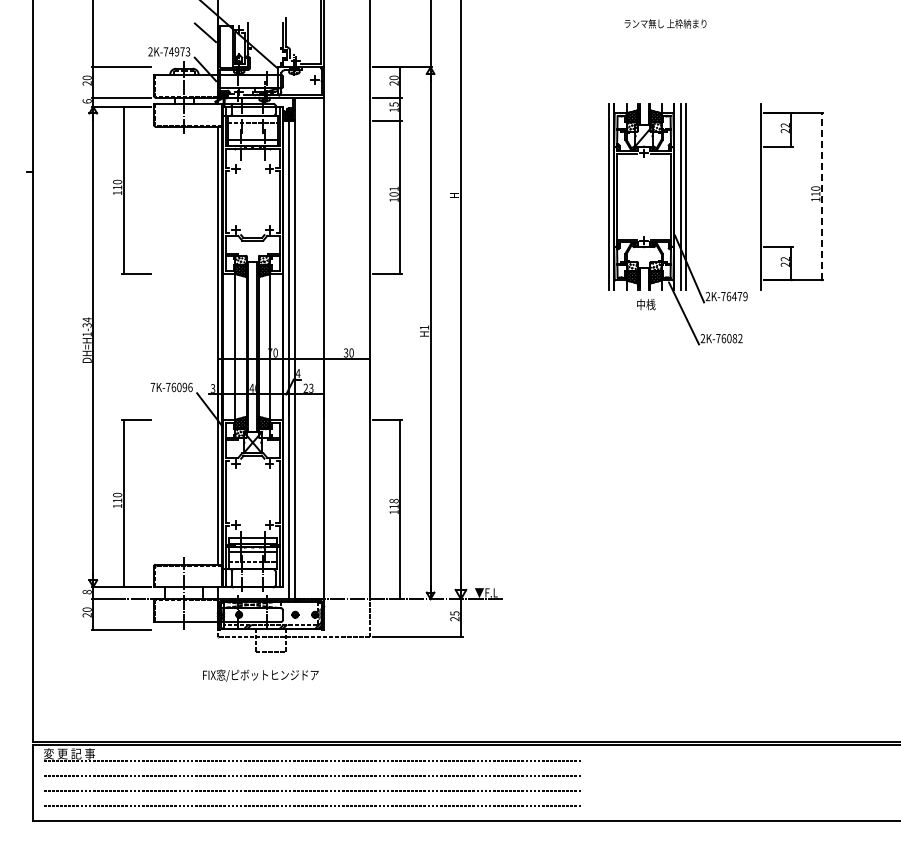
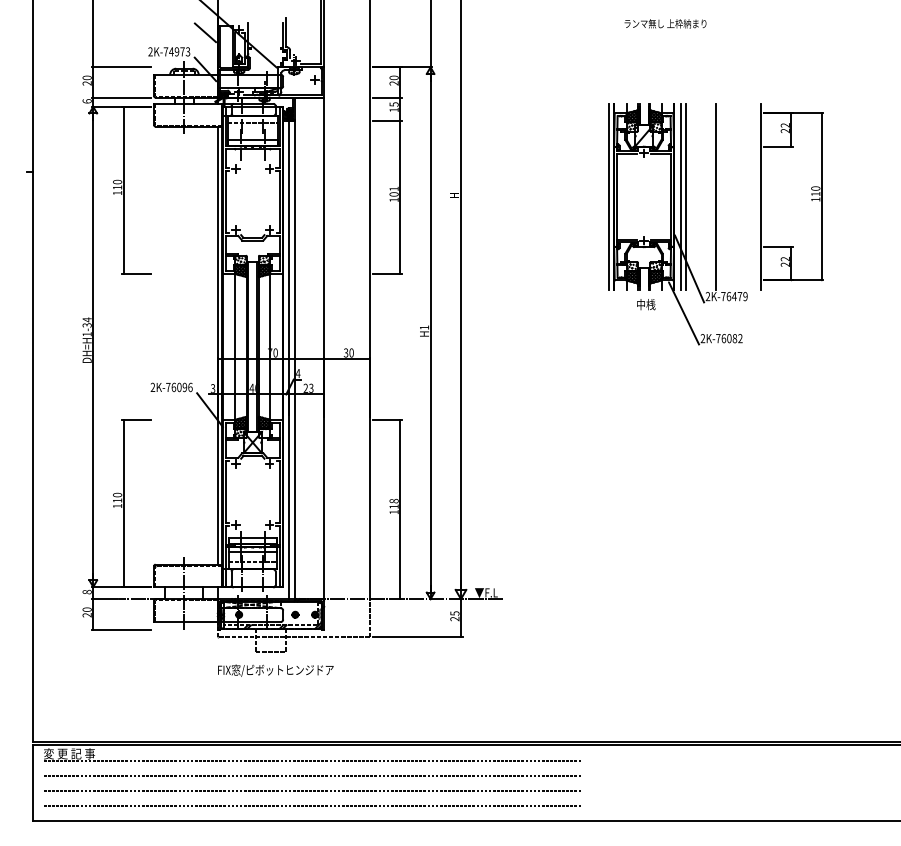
line: none -> present (715, 196)
line: dashed -> solid (821, 196)
text: 7K-76096 -> 2K-76096 (152, 386)
text position: (260, 675) -> (275, 670) (275, 670)
